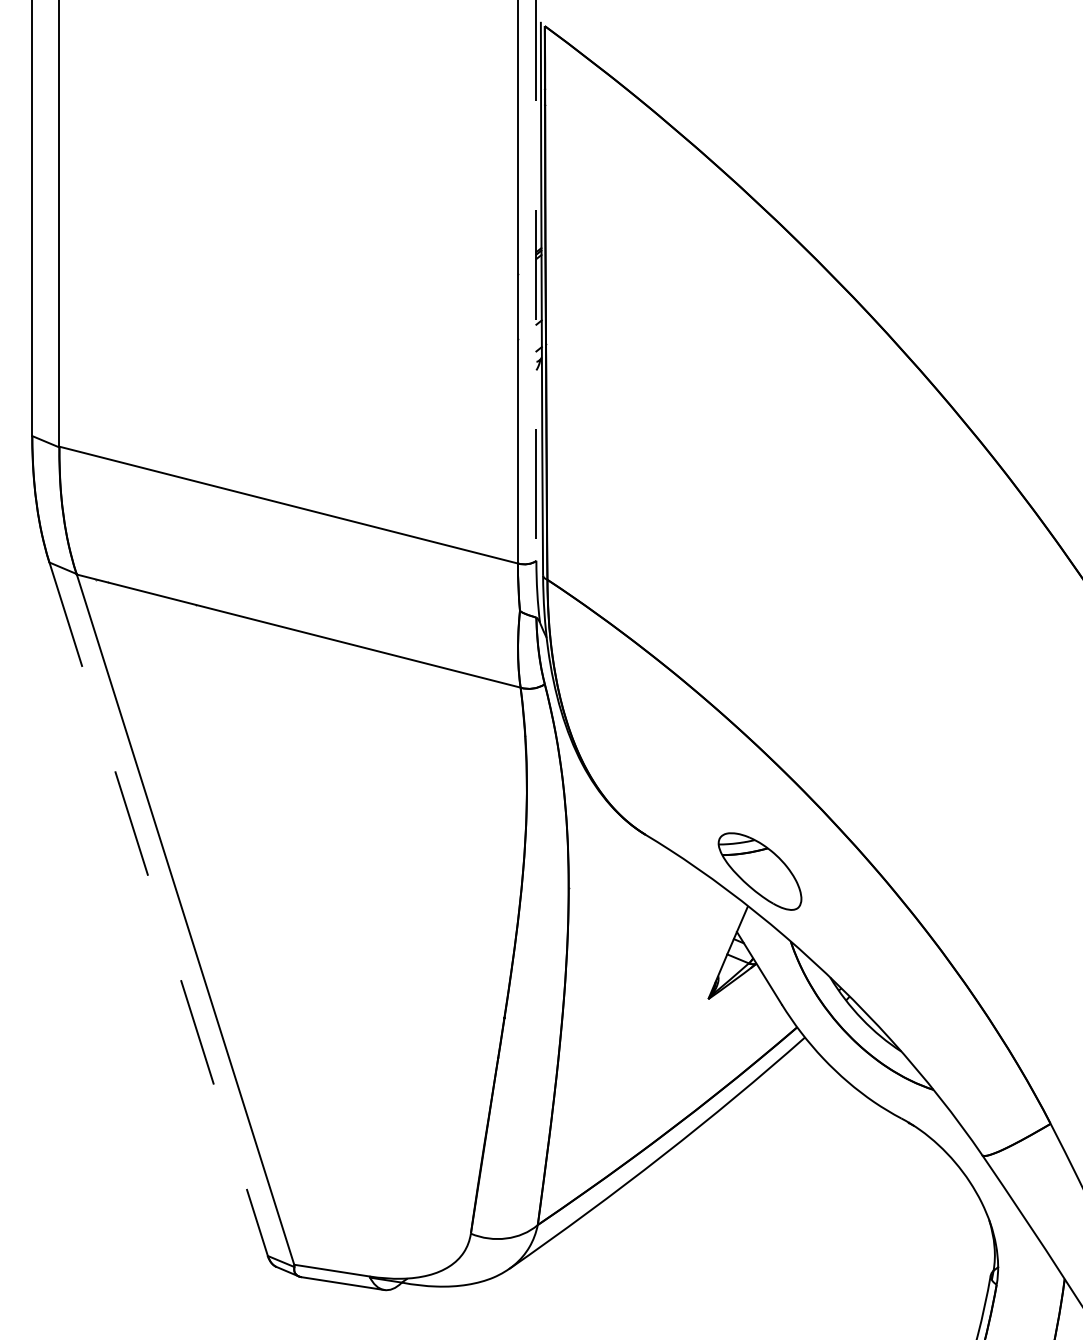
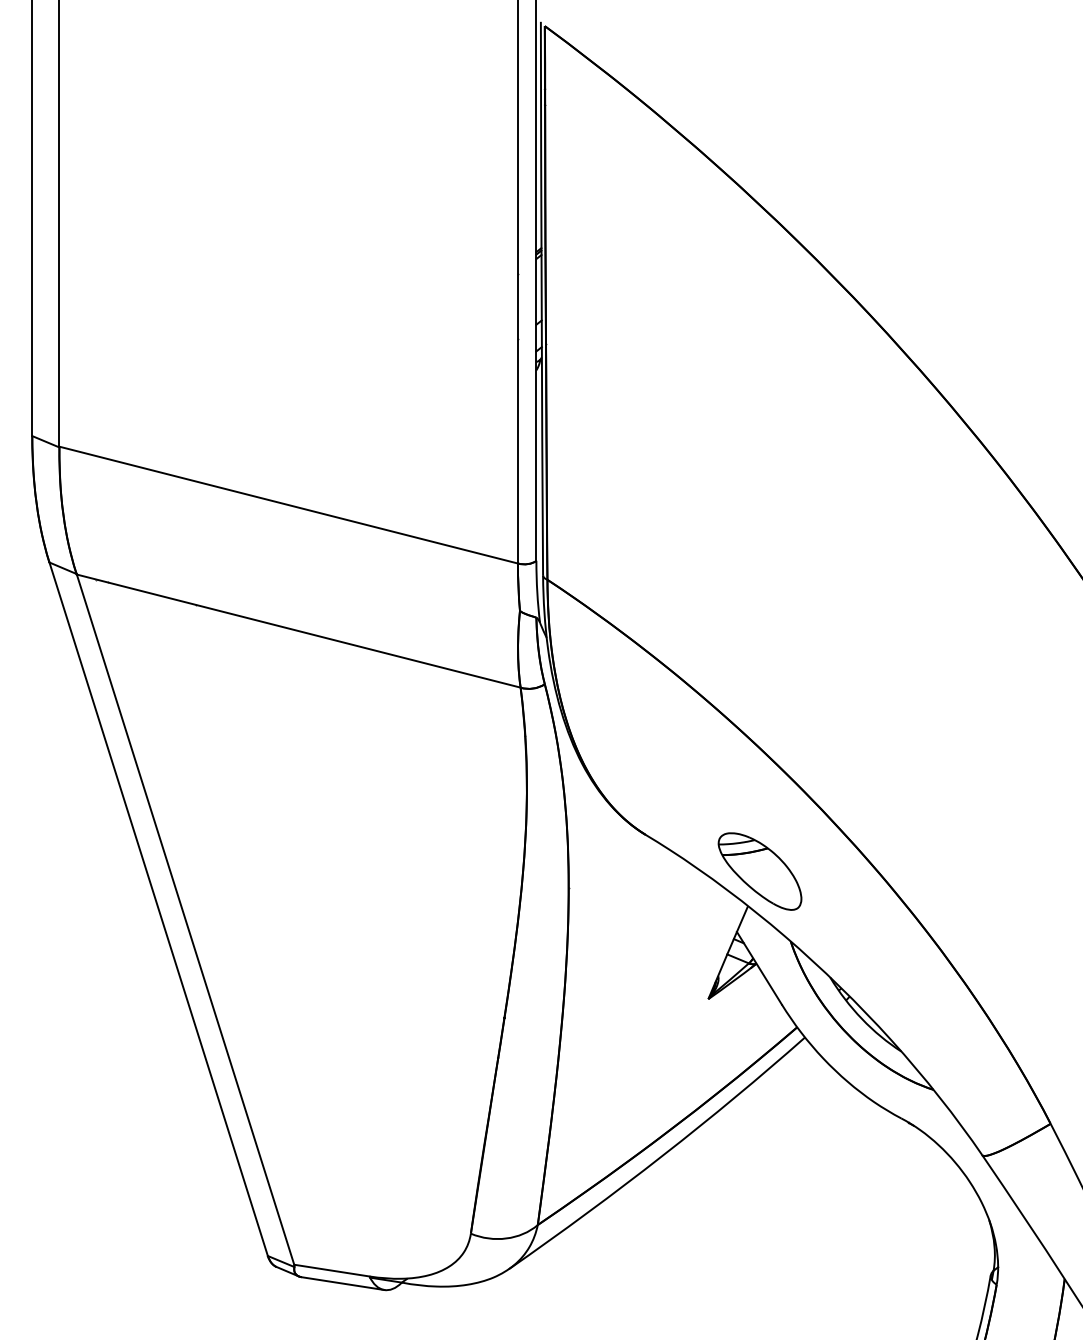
line: dashed -> solid (536, 281)
line: dashed -> solid (158, 909)
